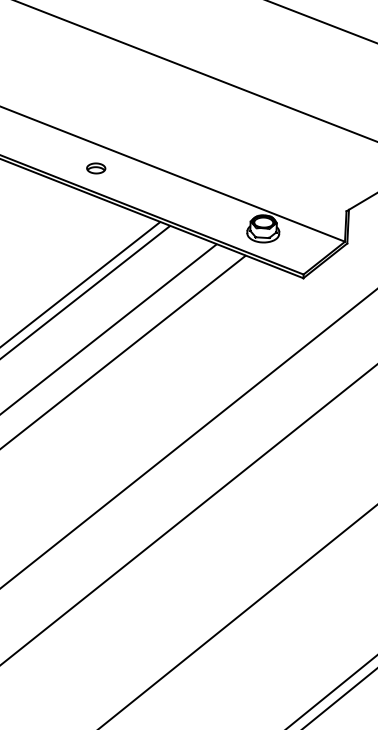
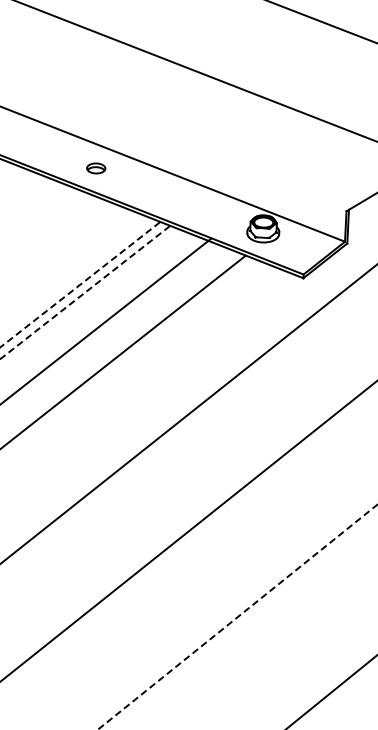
line: solid -> dashed (79, 285)
line: solid -> dashed (84, 292)
line position: (109, 328) -> (106, 320) (106, 320)
line position: (188, 438) -> (188, 414) (188, 414)
line position: (188, 515) -> (188, 531) (188, 531)
line: solid -> dashed (237, 617)
line: present -> none (339, 698)
